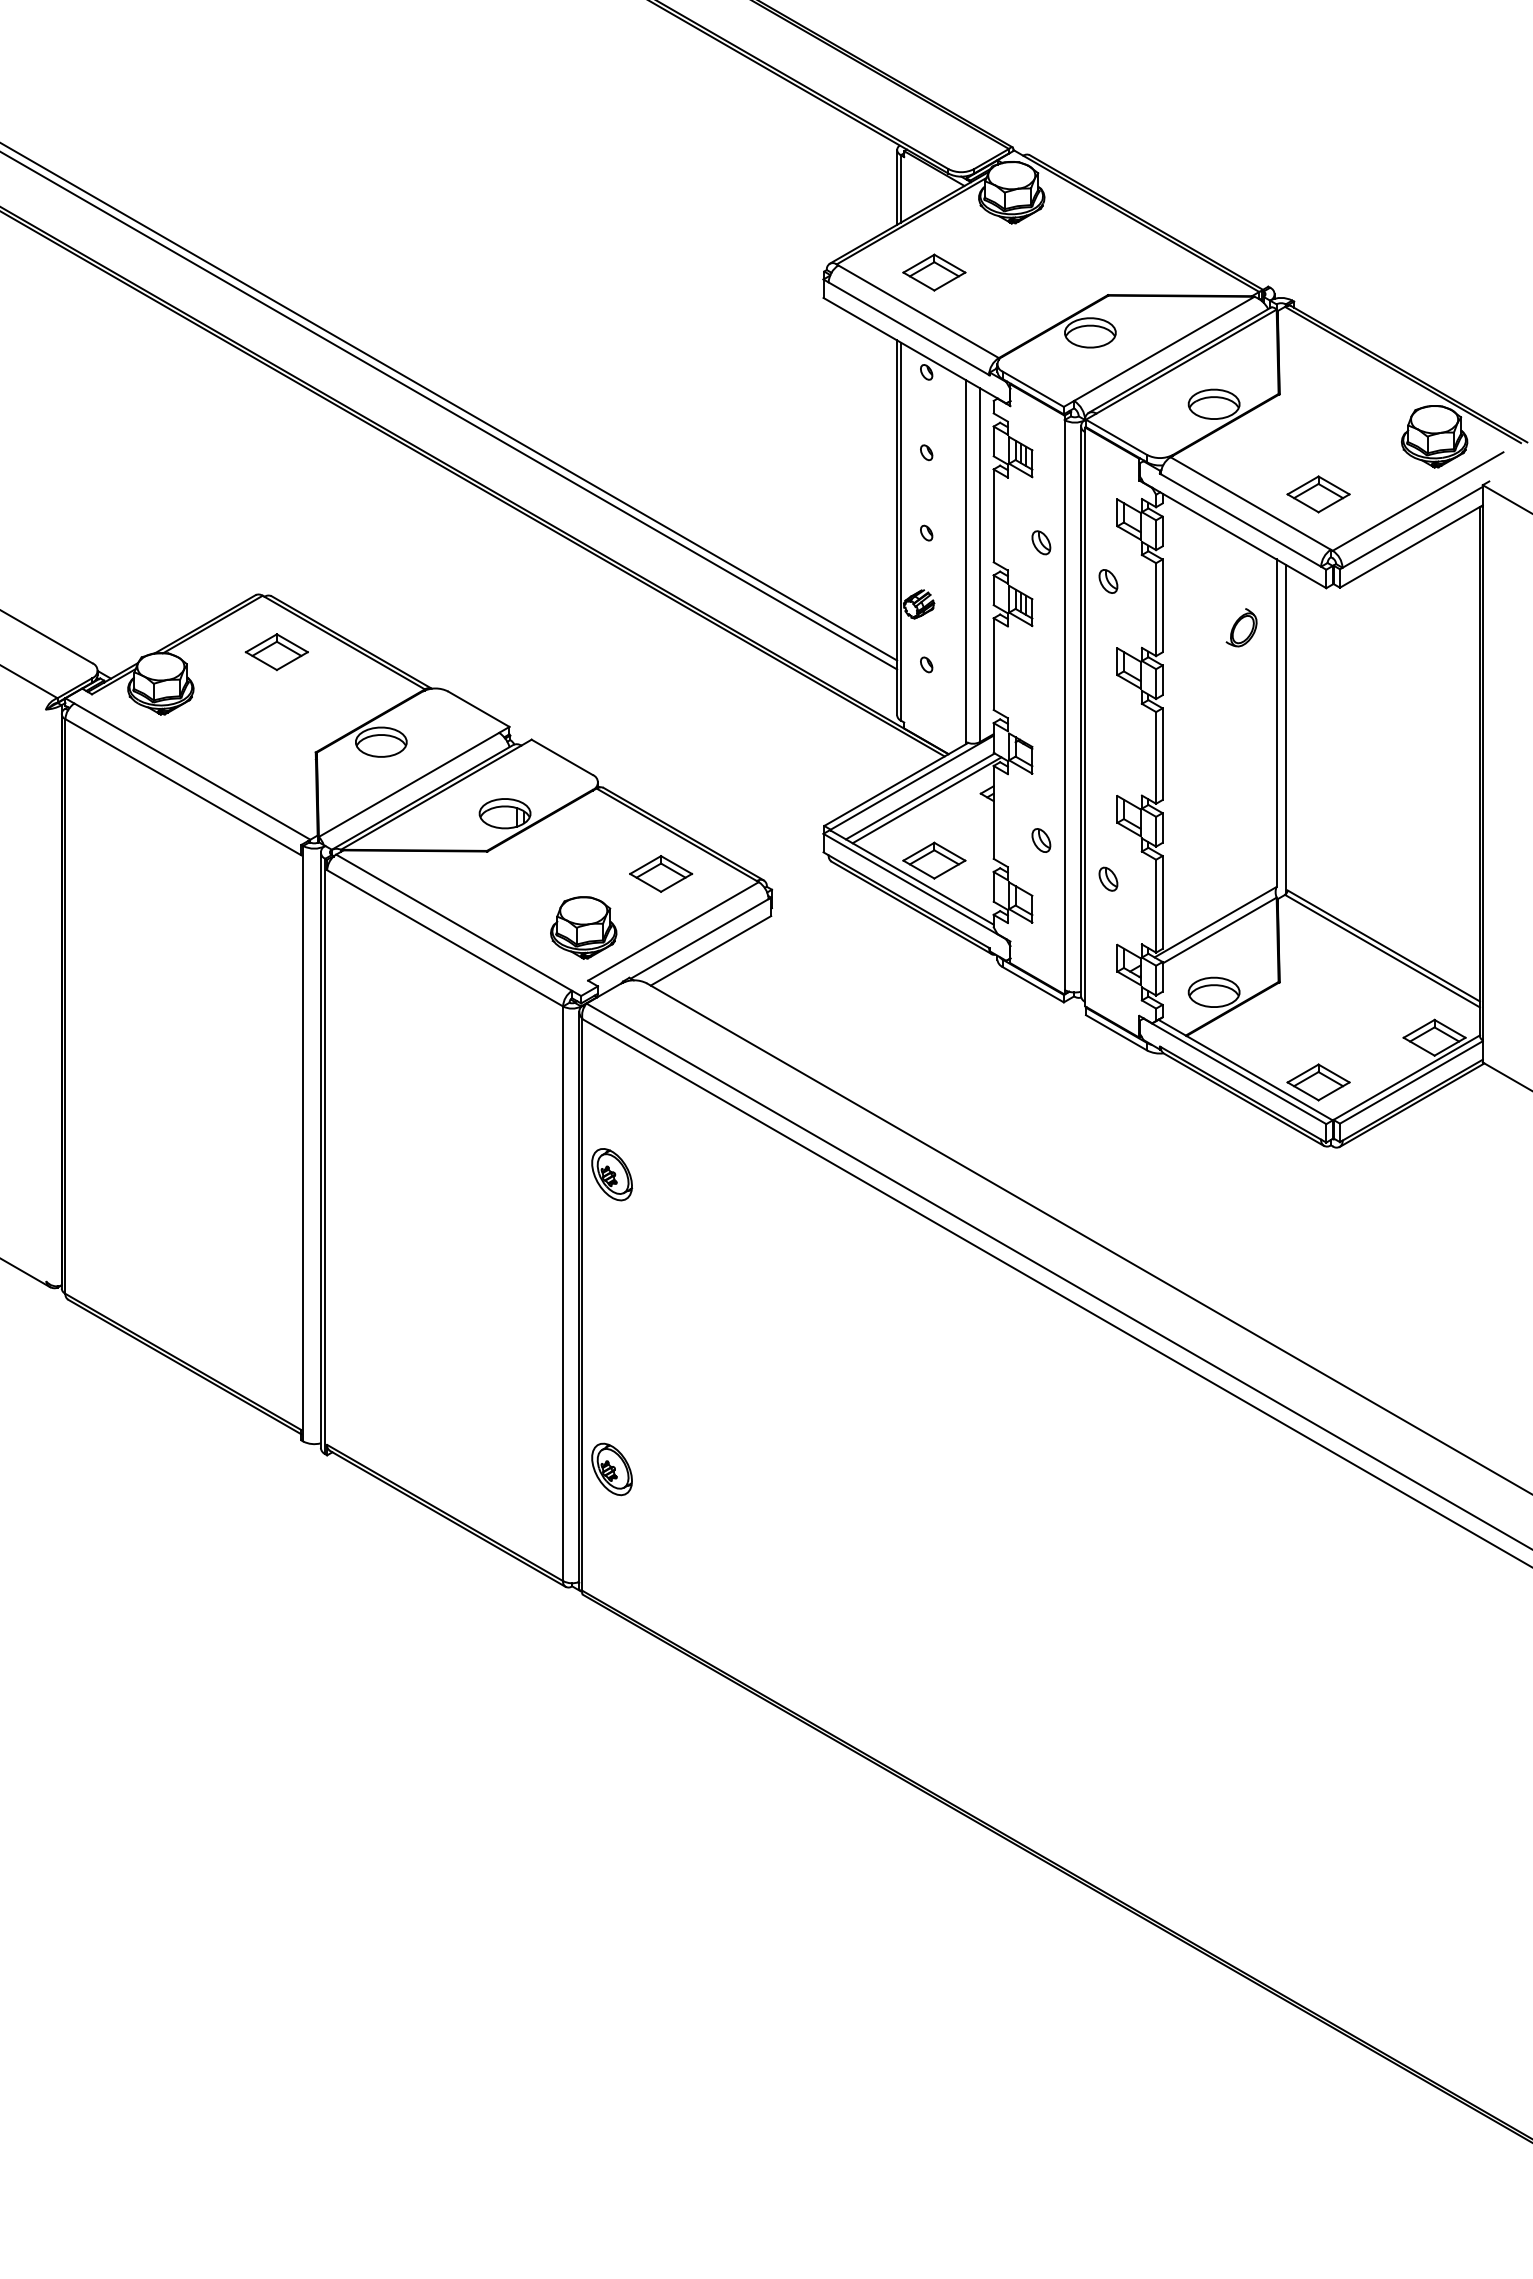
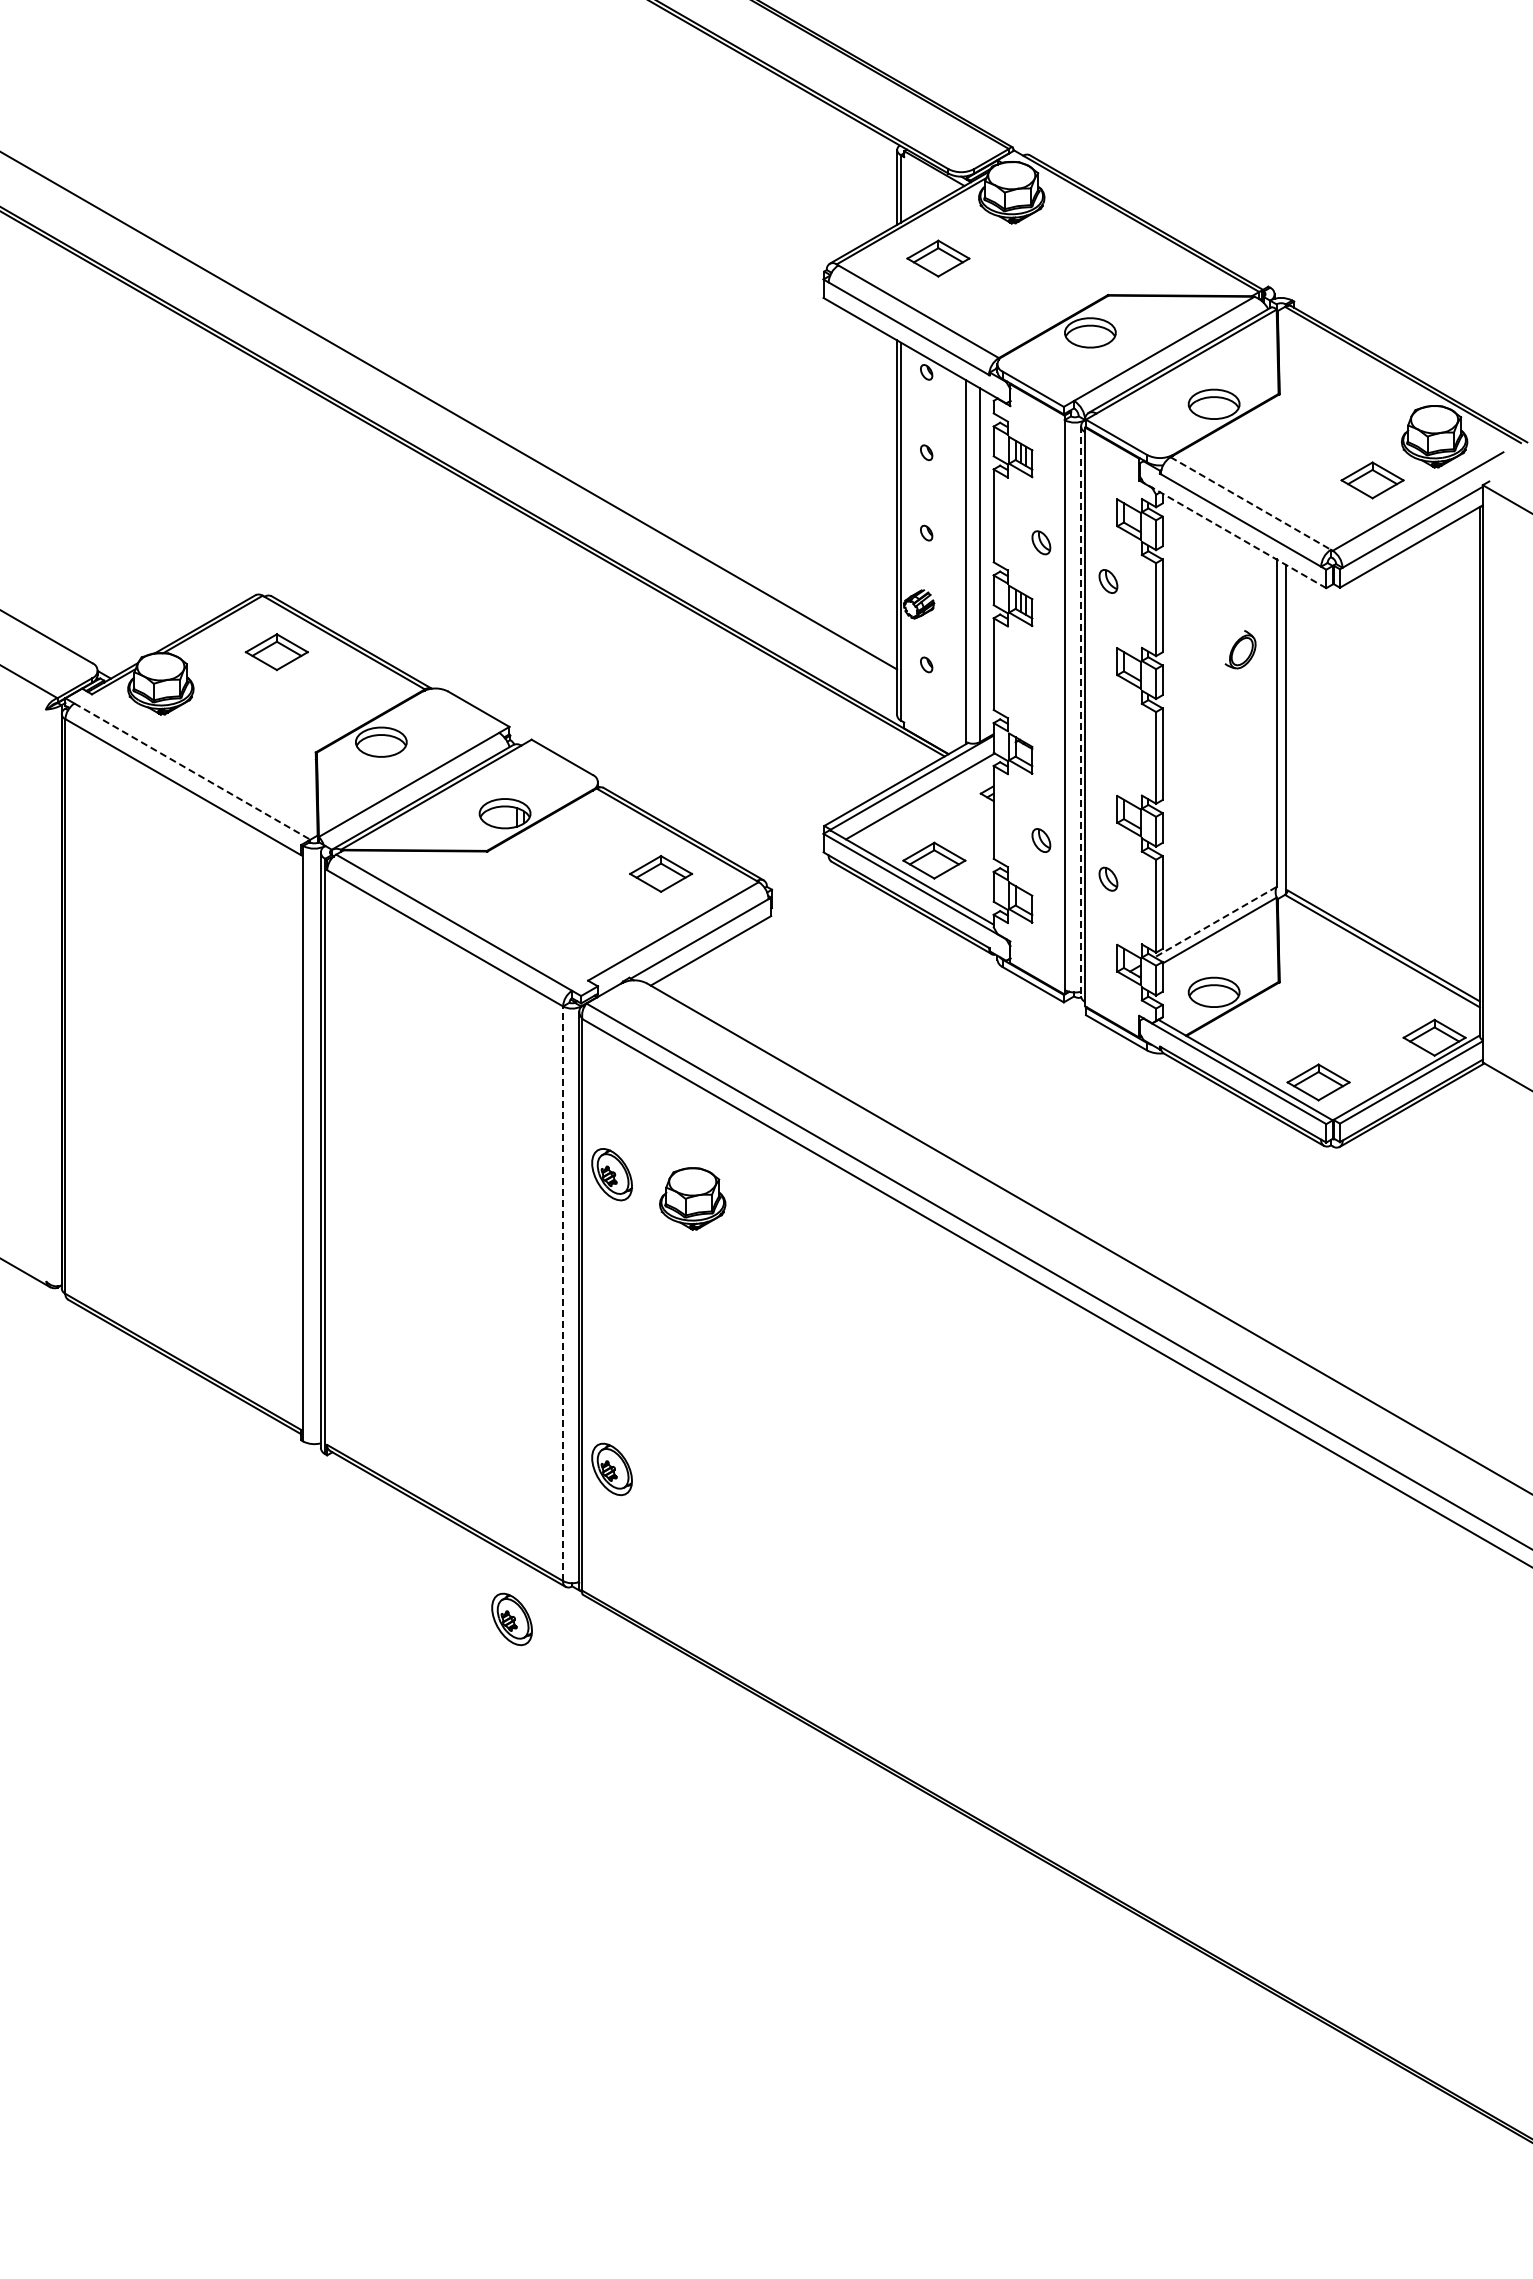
part position: (934, 272) -> (938, 258) (938, 258)
line: present -> none (449, 402)
part position: (1318, 494) -> (1372, 480) (1372, 480)
line: solid -> dashed (1250, 503)
line: solid -> dashed (1234, 535)
part position: (1241, 627) -> (1240, 649) (1240, 649)
line: solid -> dashed (1080, 711)
line: solid -> dashed (192, 771)
line: present -> none (926, 800)
line: solid -> dashed (1215, 922)
part position: (583, 927) -> (692, 1198) (692, 1198)
line: solid -> dashed (563, 1293)
part: none -> present (511, 1619)
